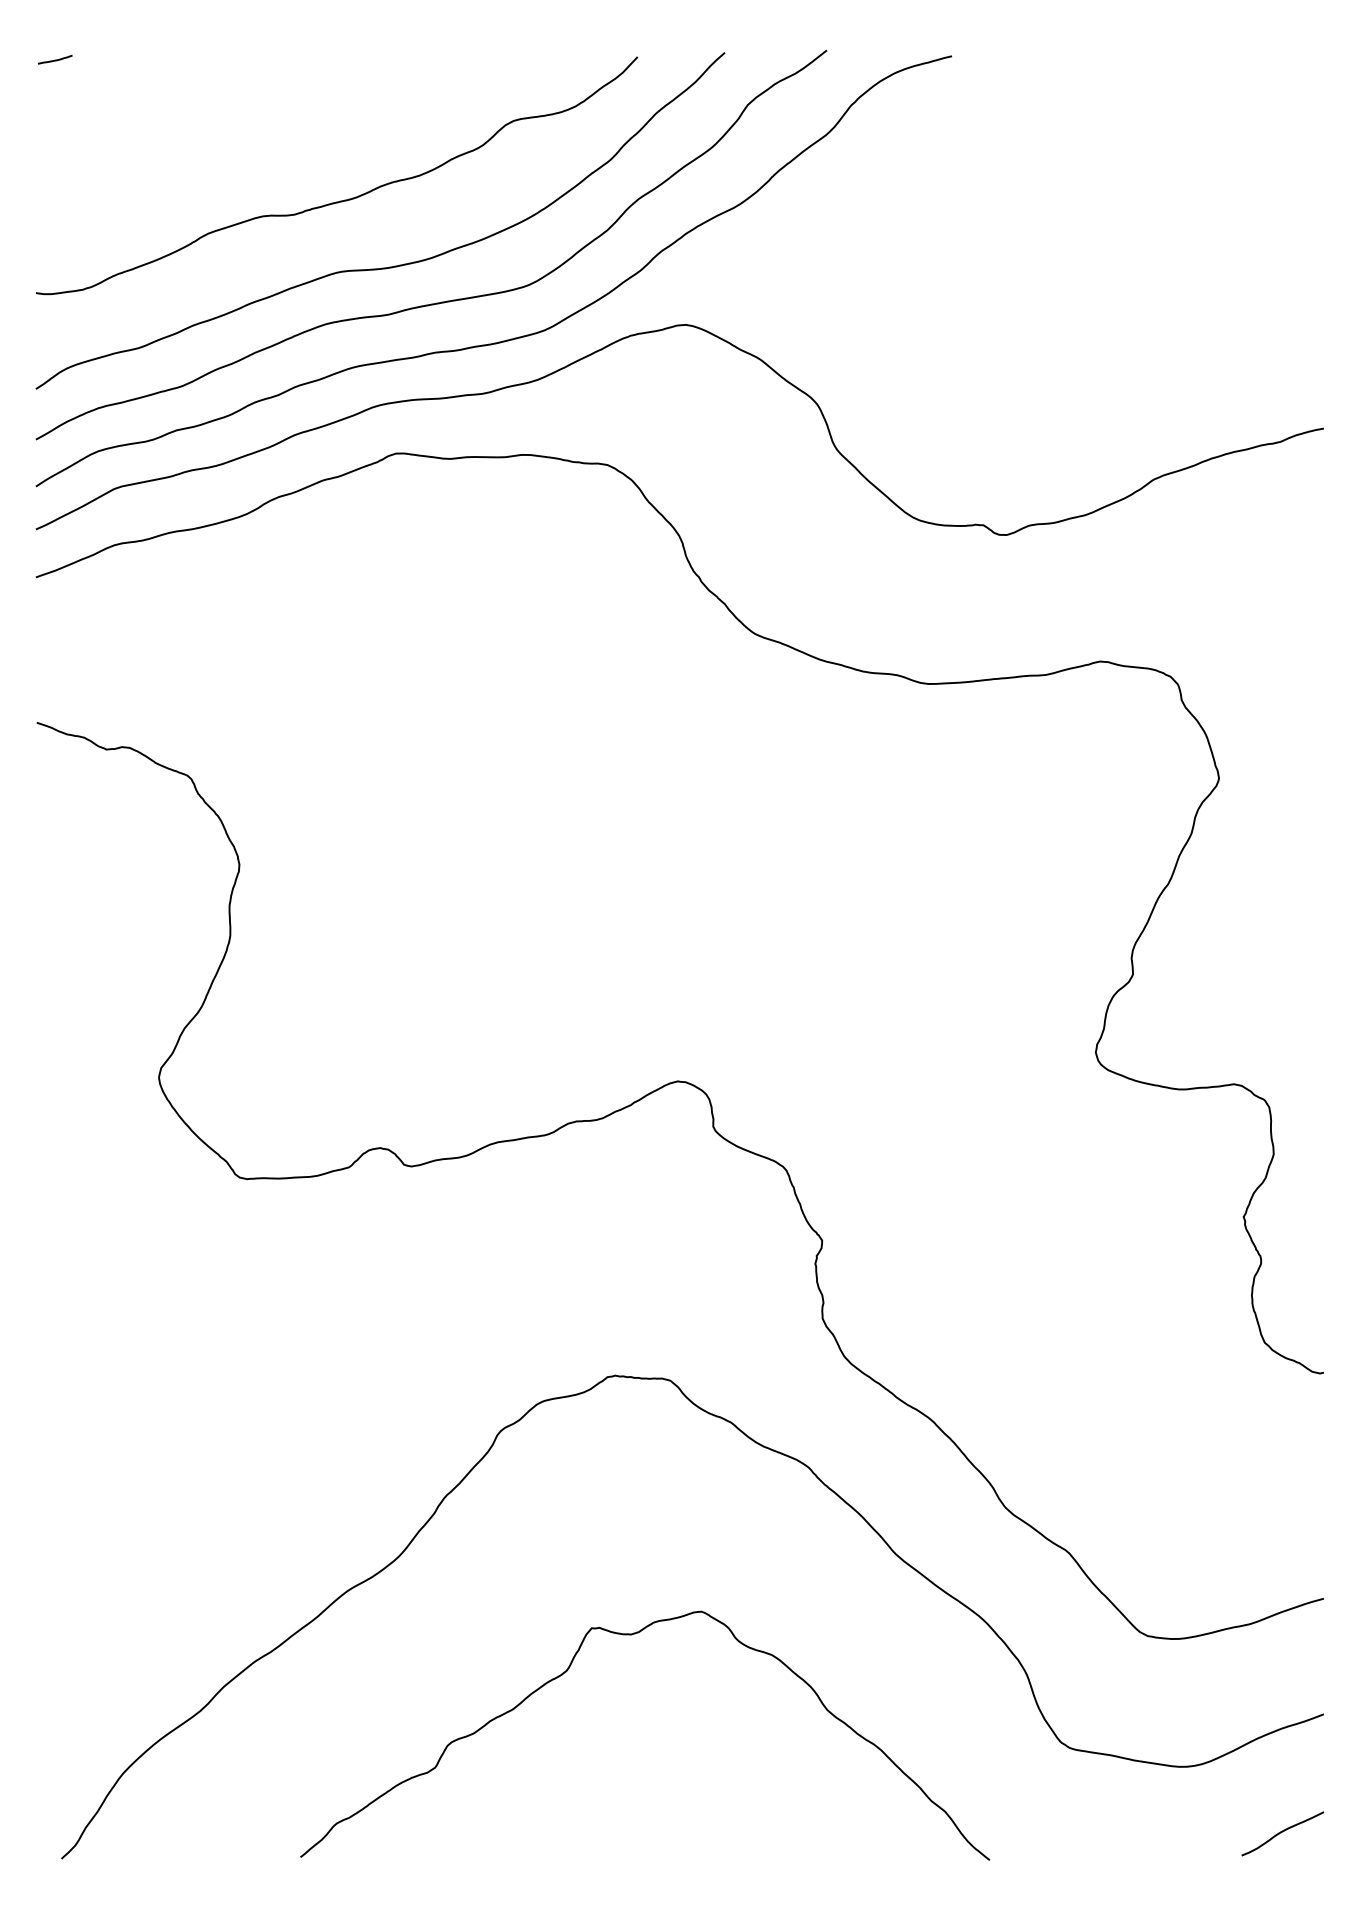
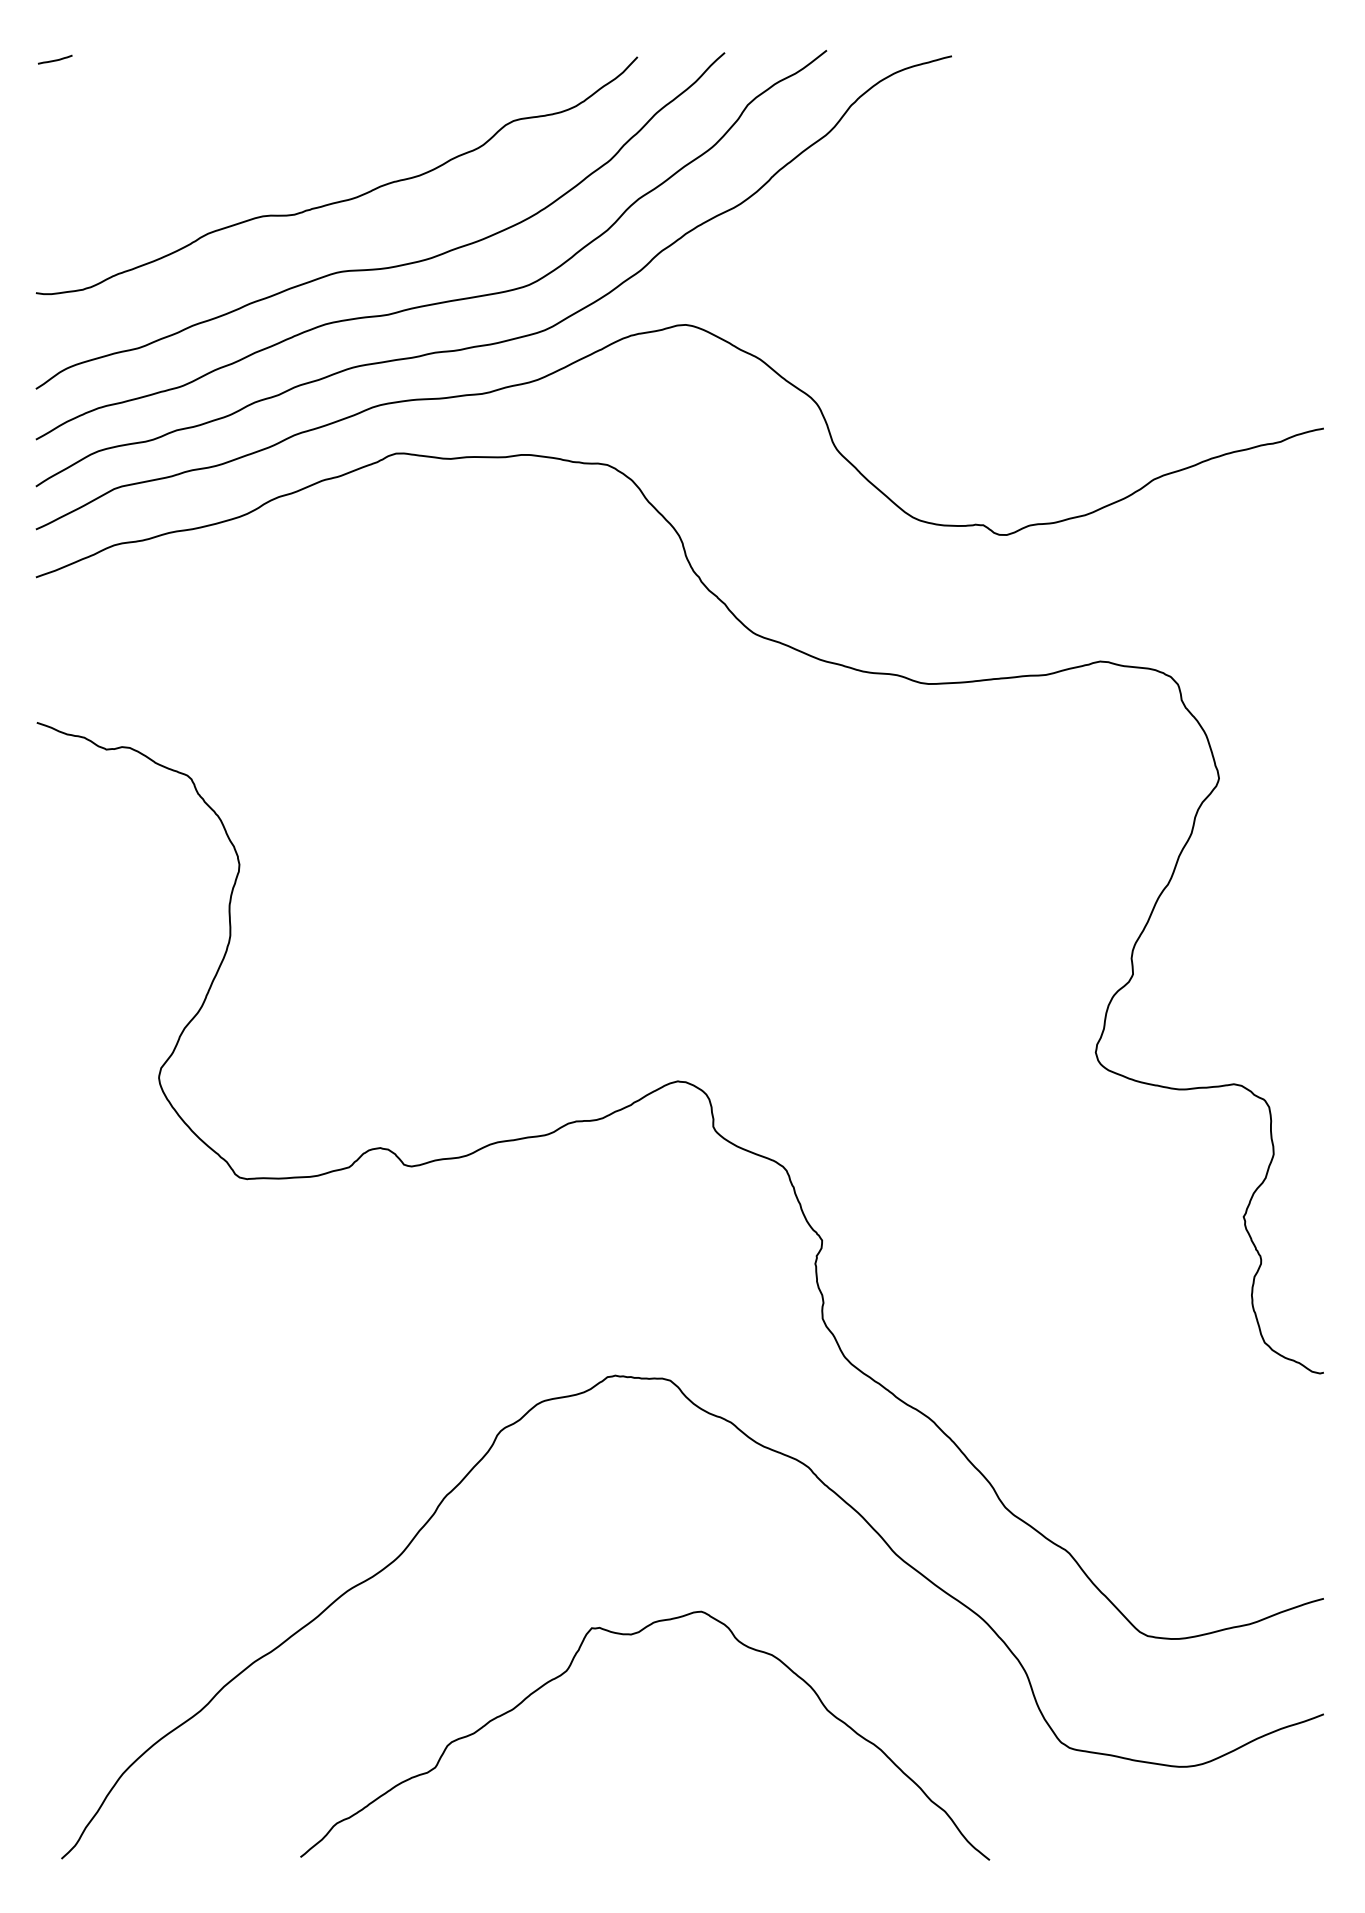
curve: present -> none (1282, 1832)
